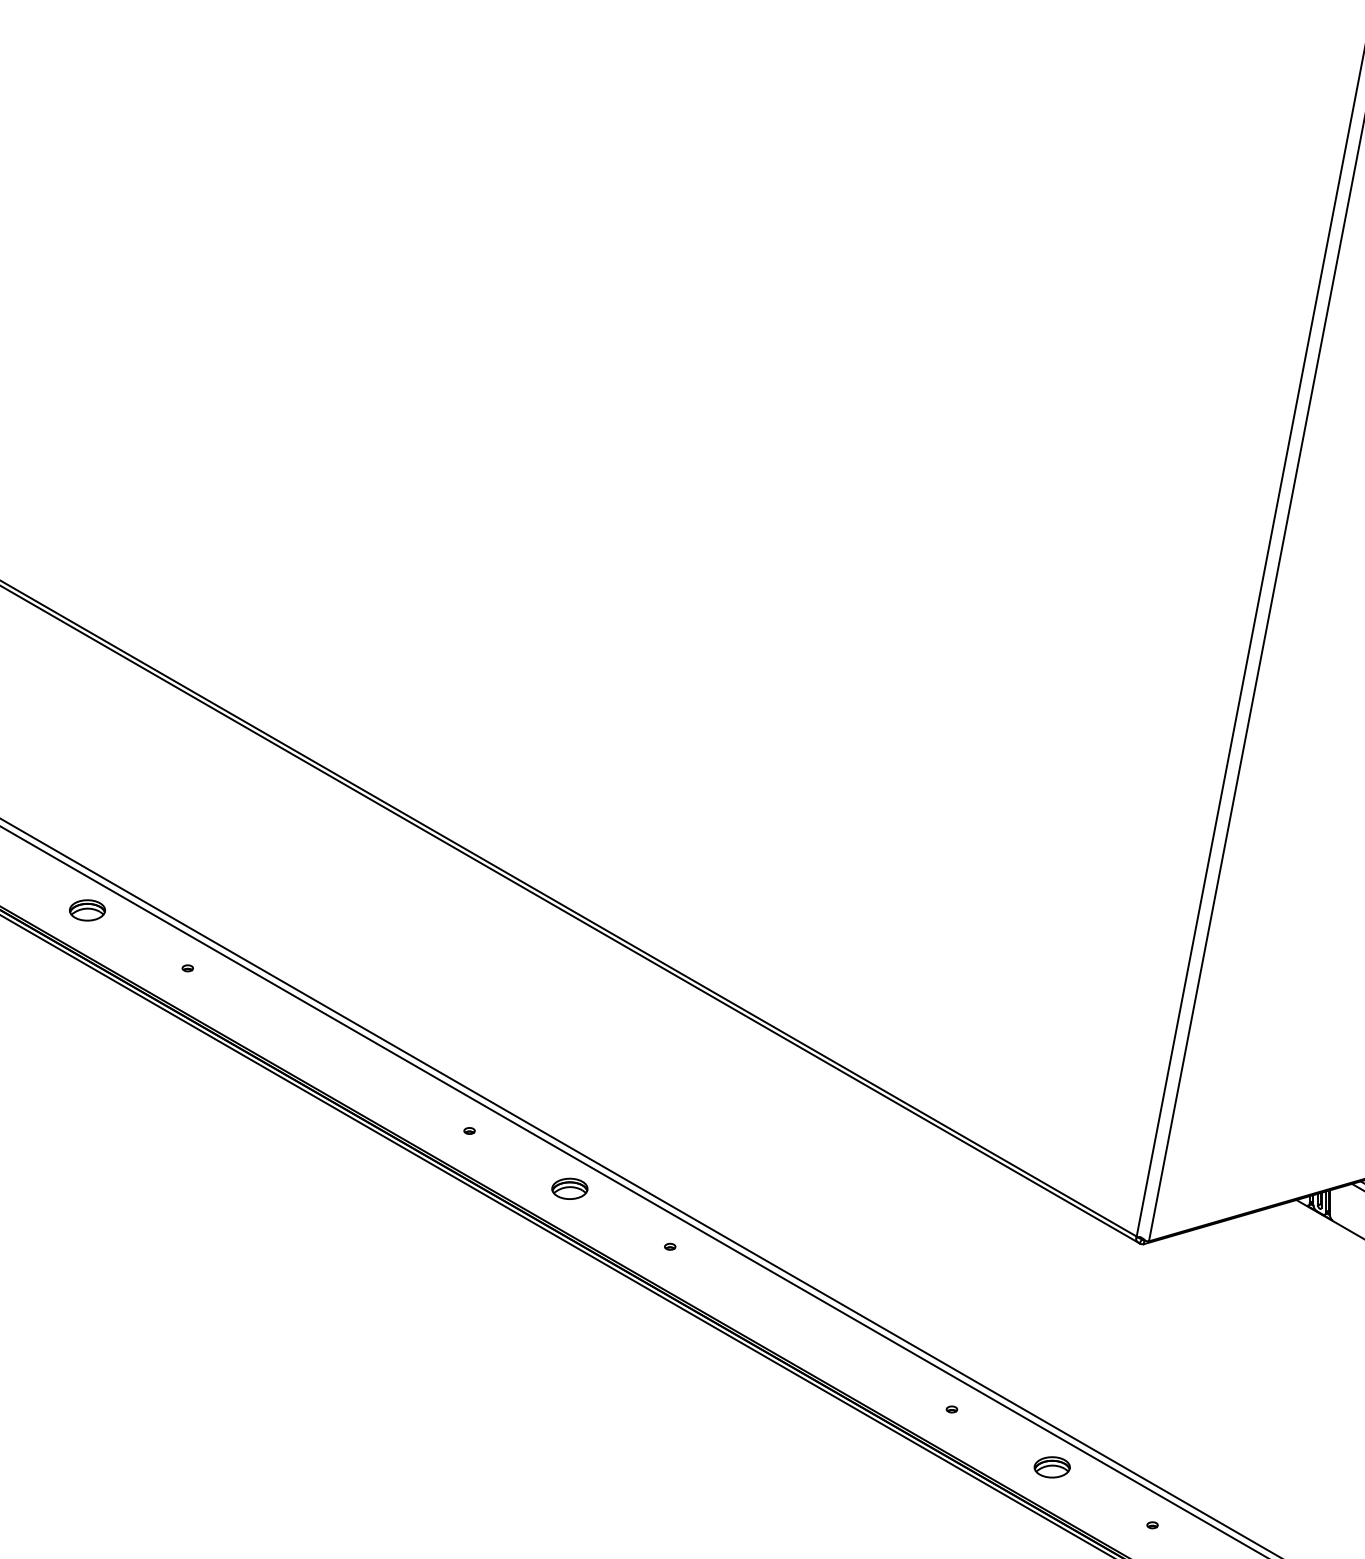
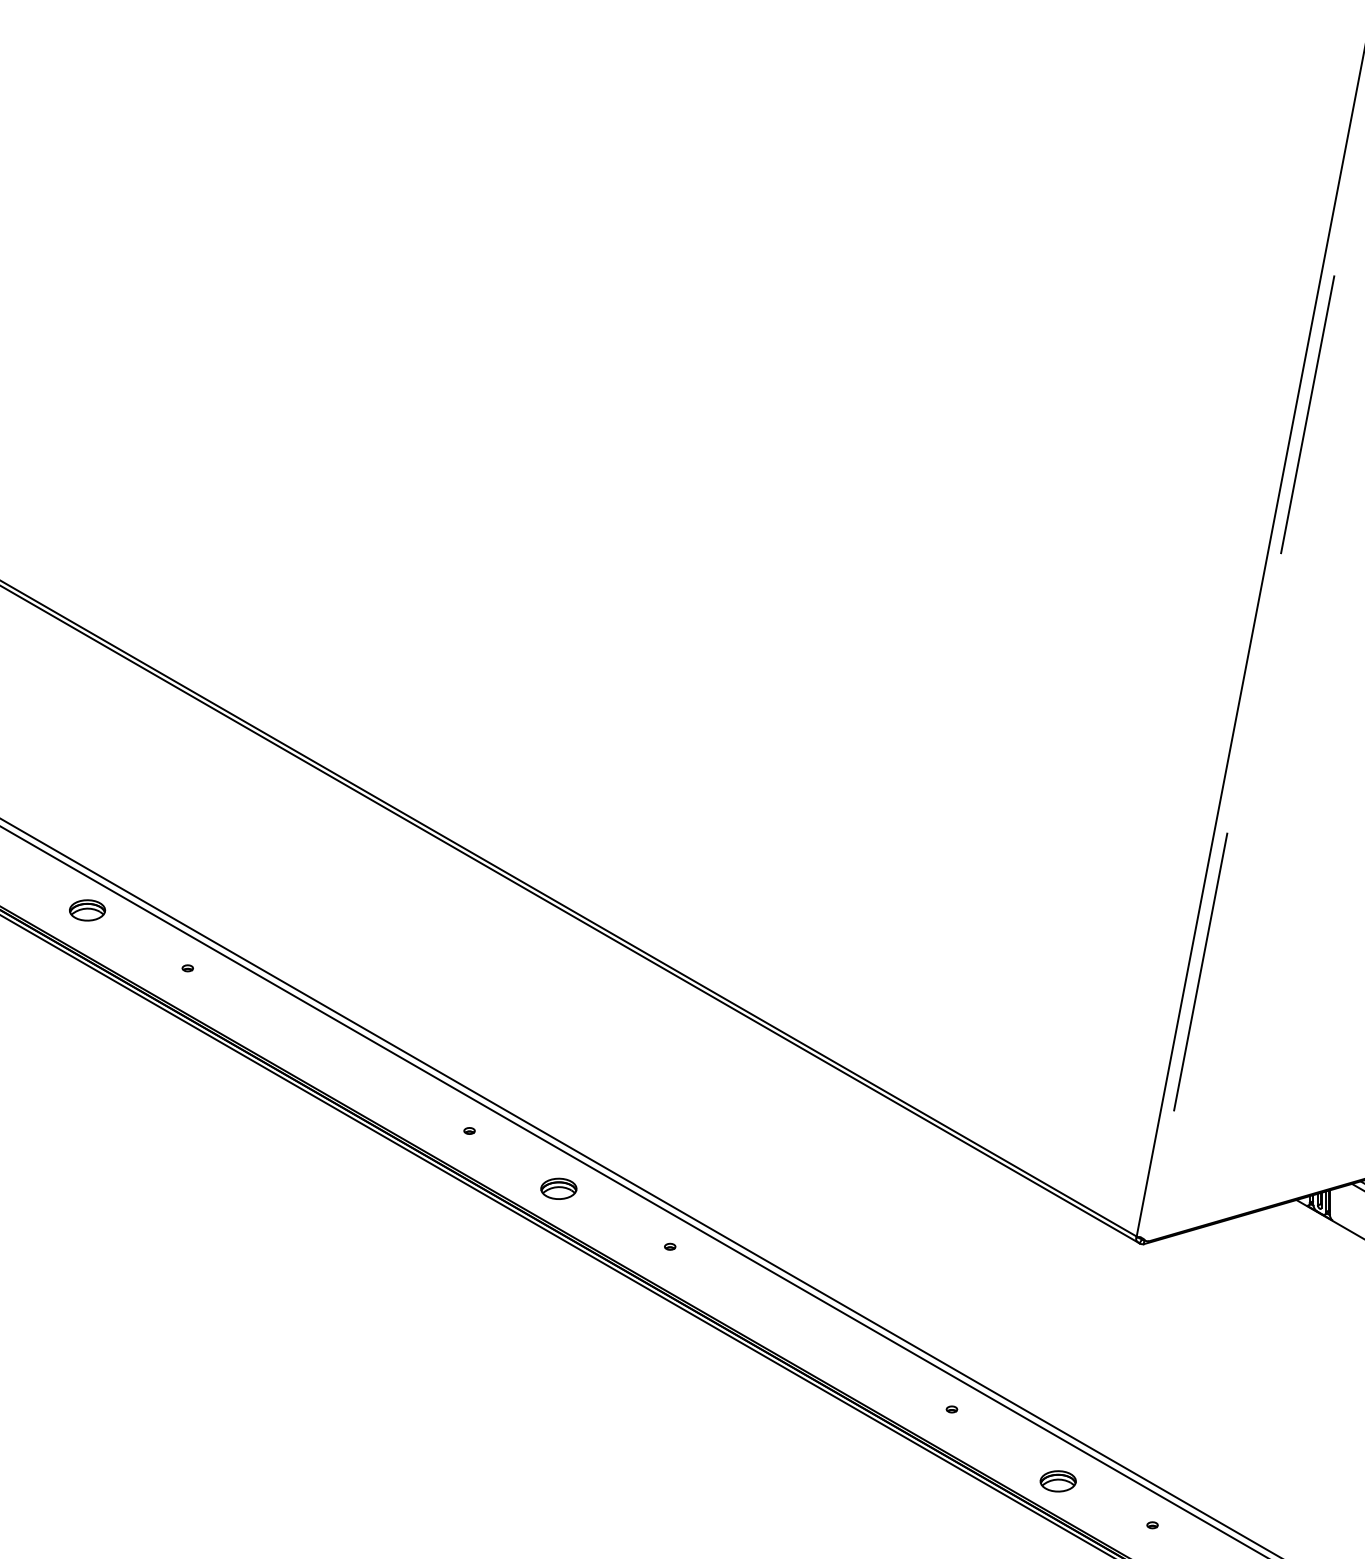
line: solid -> dashed (1256, 679)
part position: (569, 1188) -> (558, 1188) (558, 1188)
part position: (1051, 1467) -> (1057, 1481) (1057, 1481)
